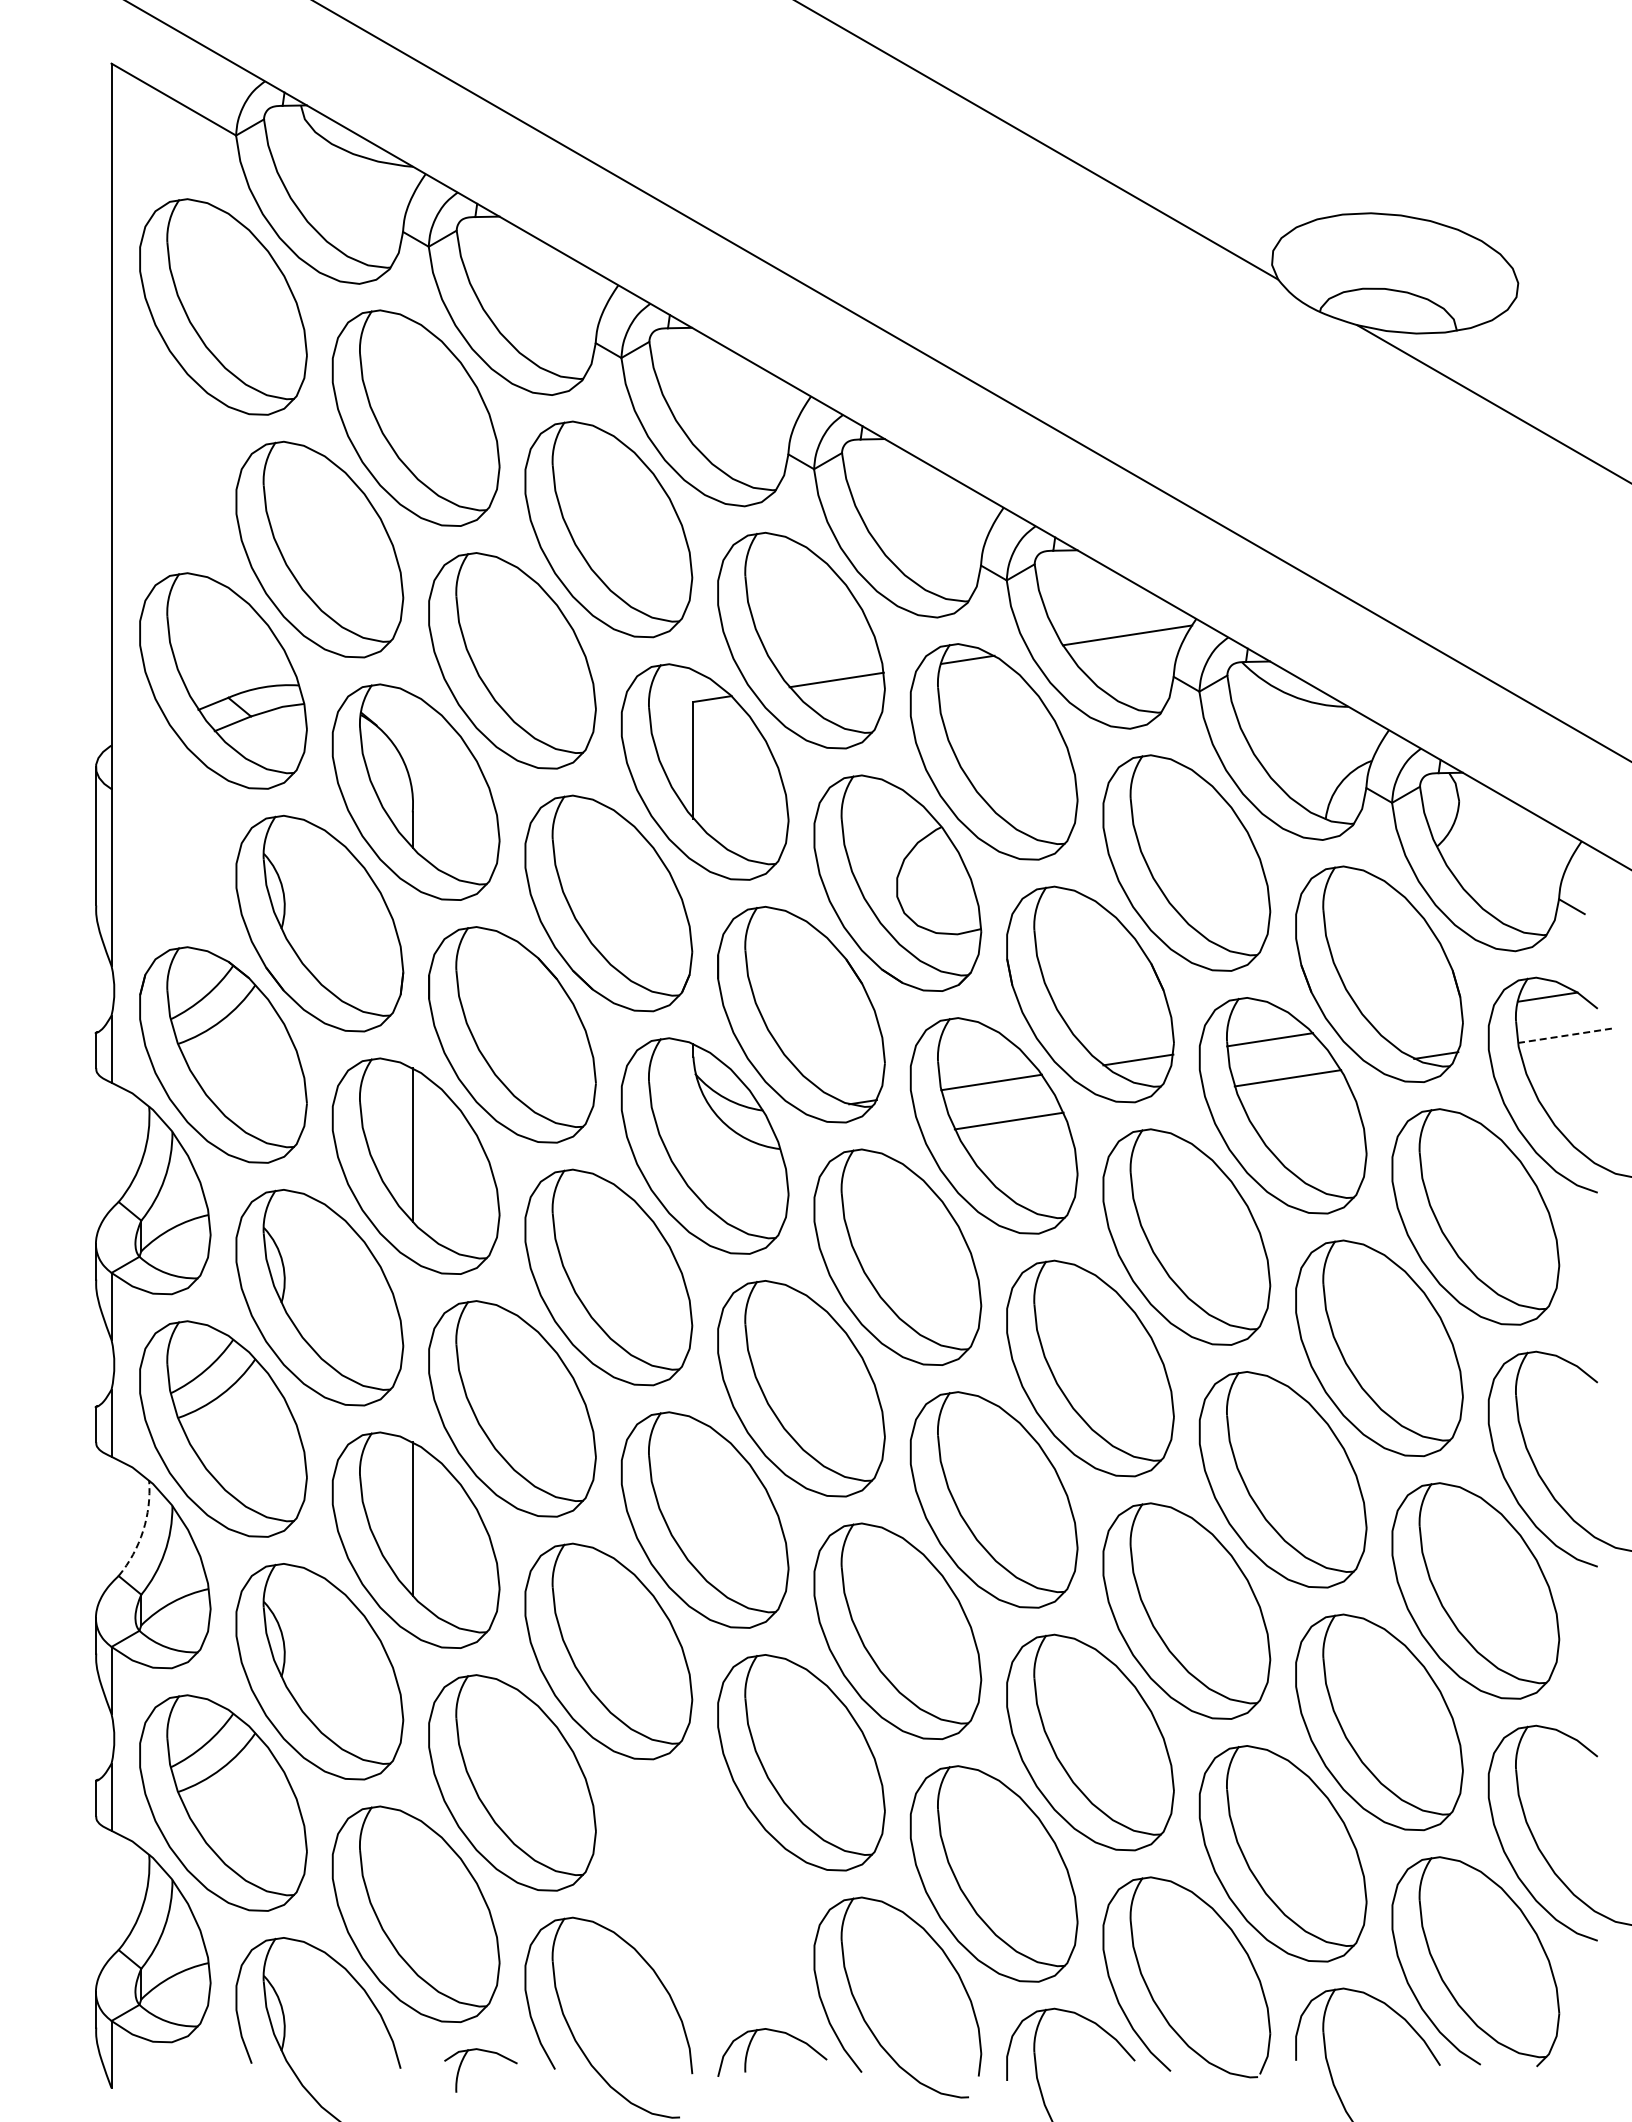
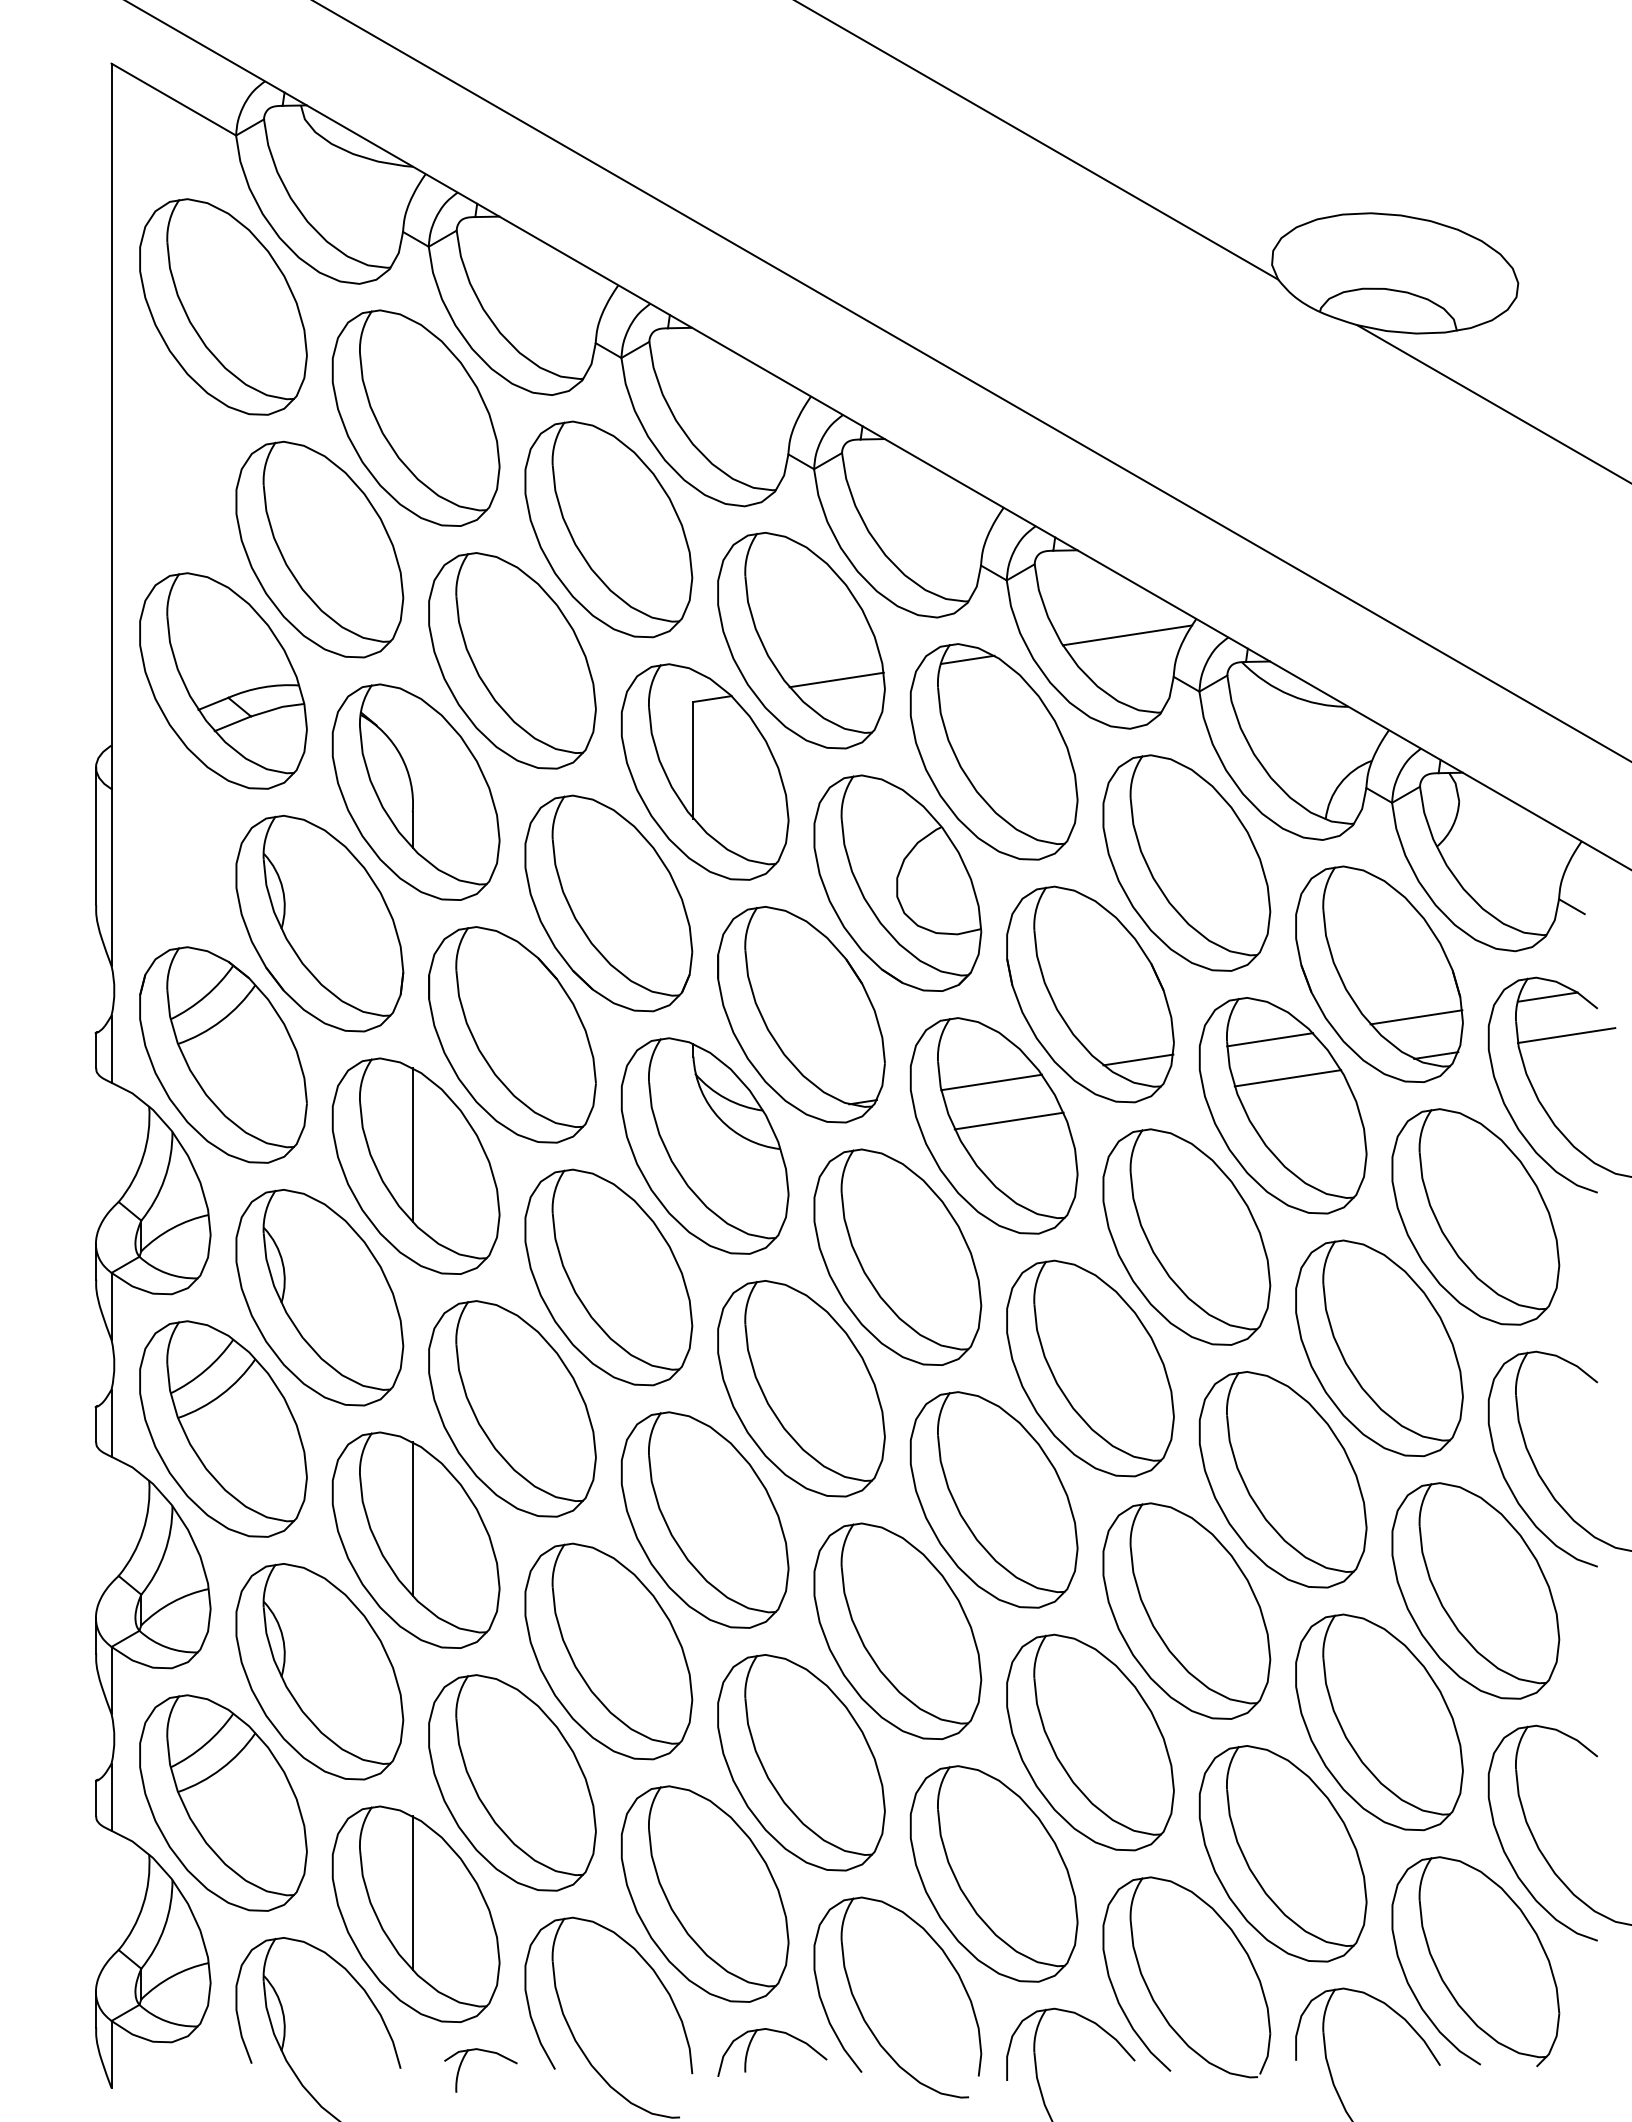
line: none -> present (1416, 1017)
line: dashed -> solid (1567, 1035)
arc: dashed -> solid (143, 1531)
line: none -> present (412, 1893)
part: none -> present (704, 1893)
